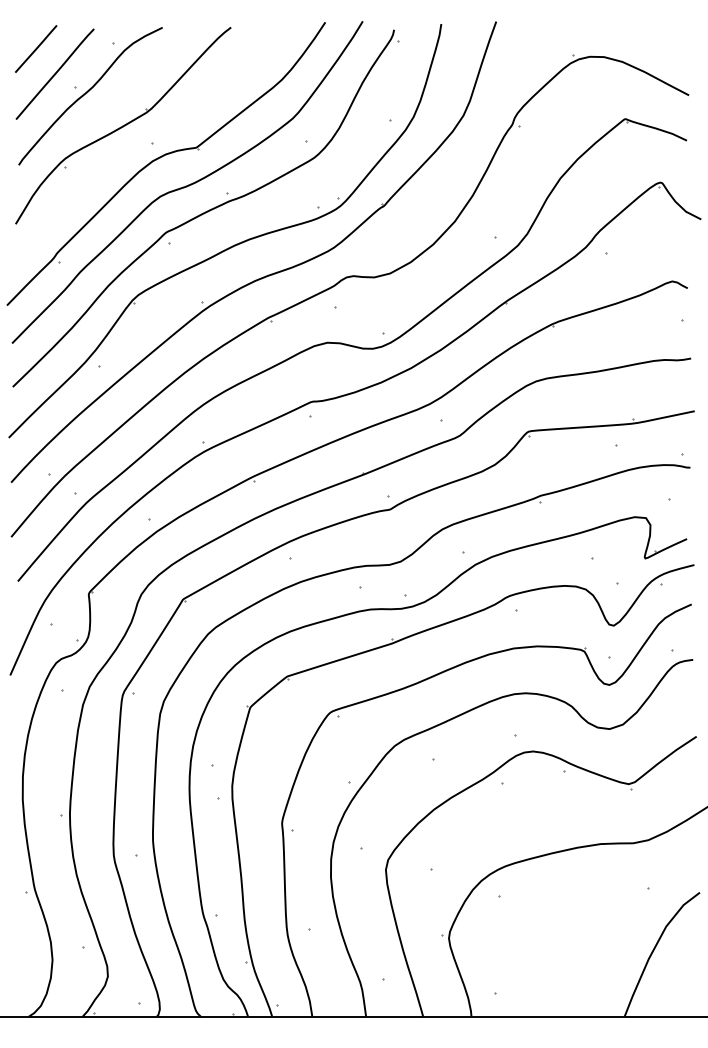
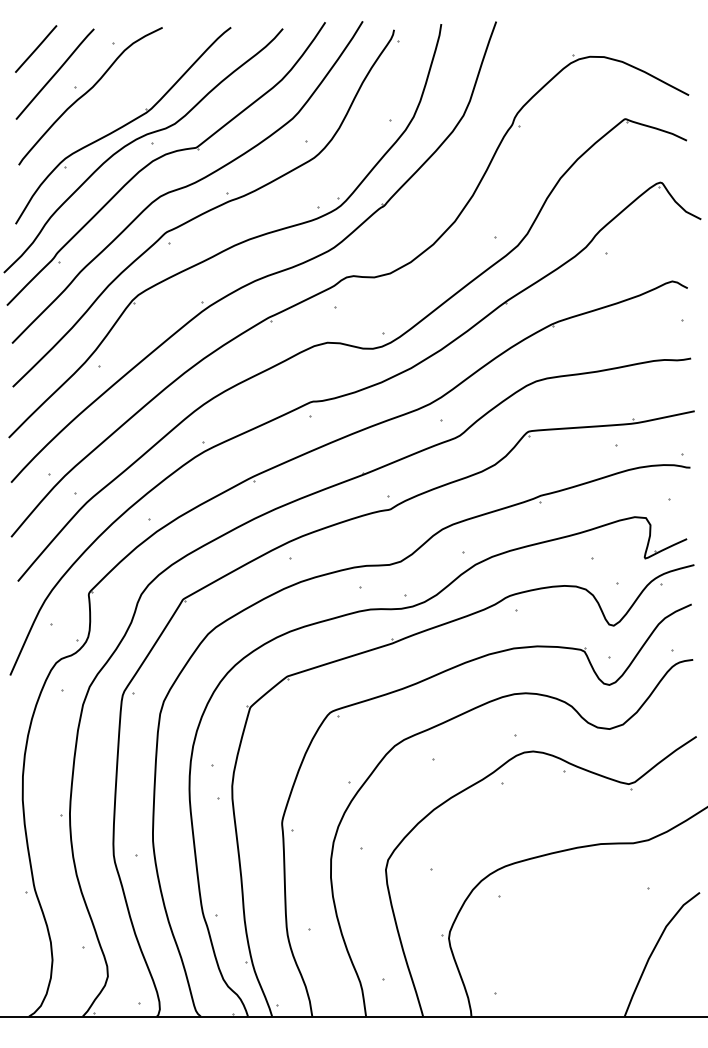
curve: none -> present (135, 141)
